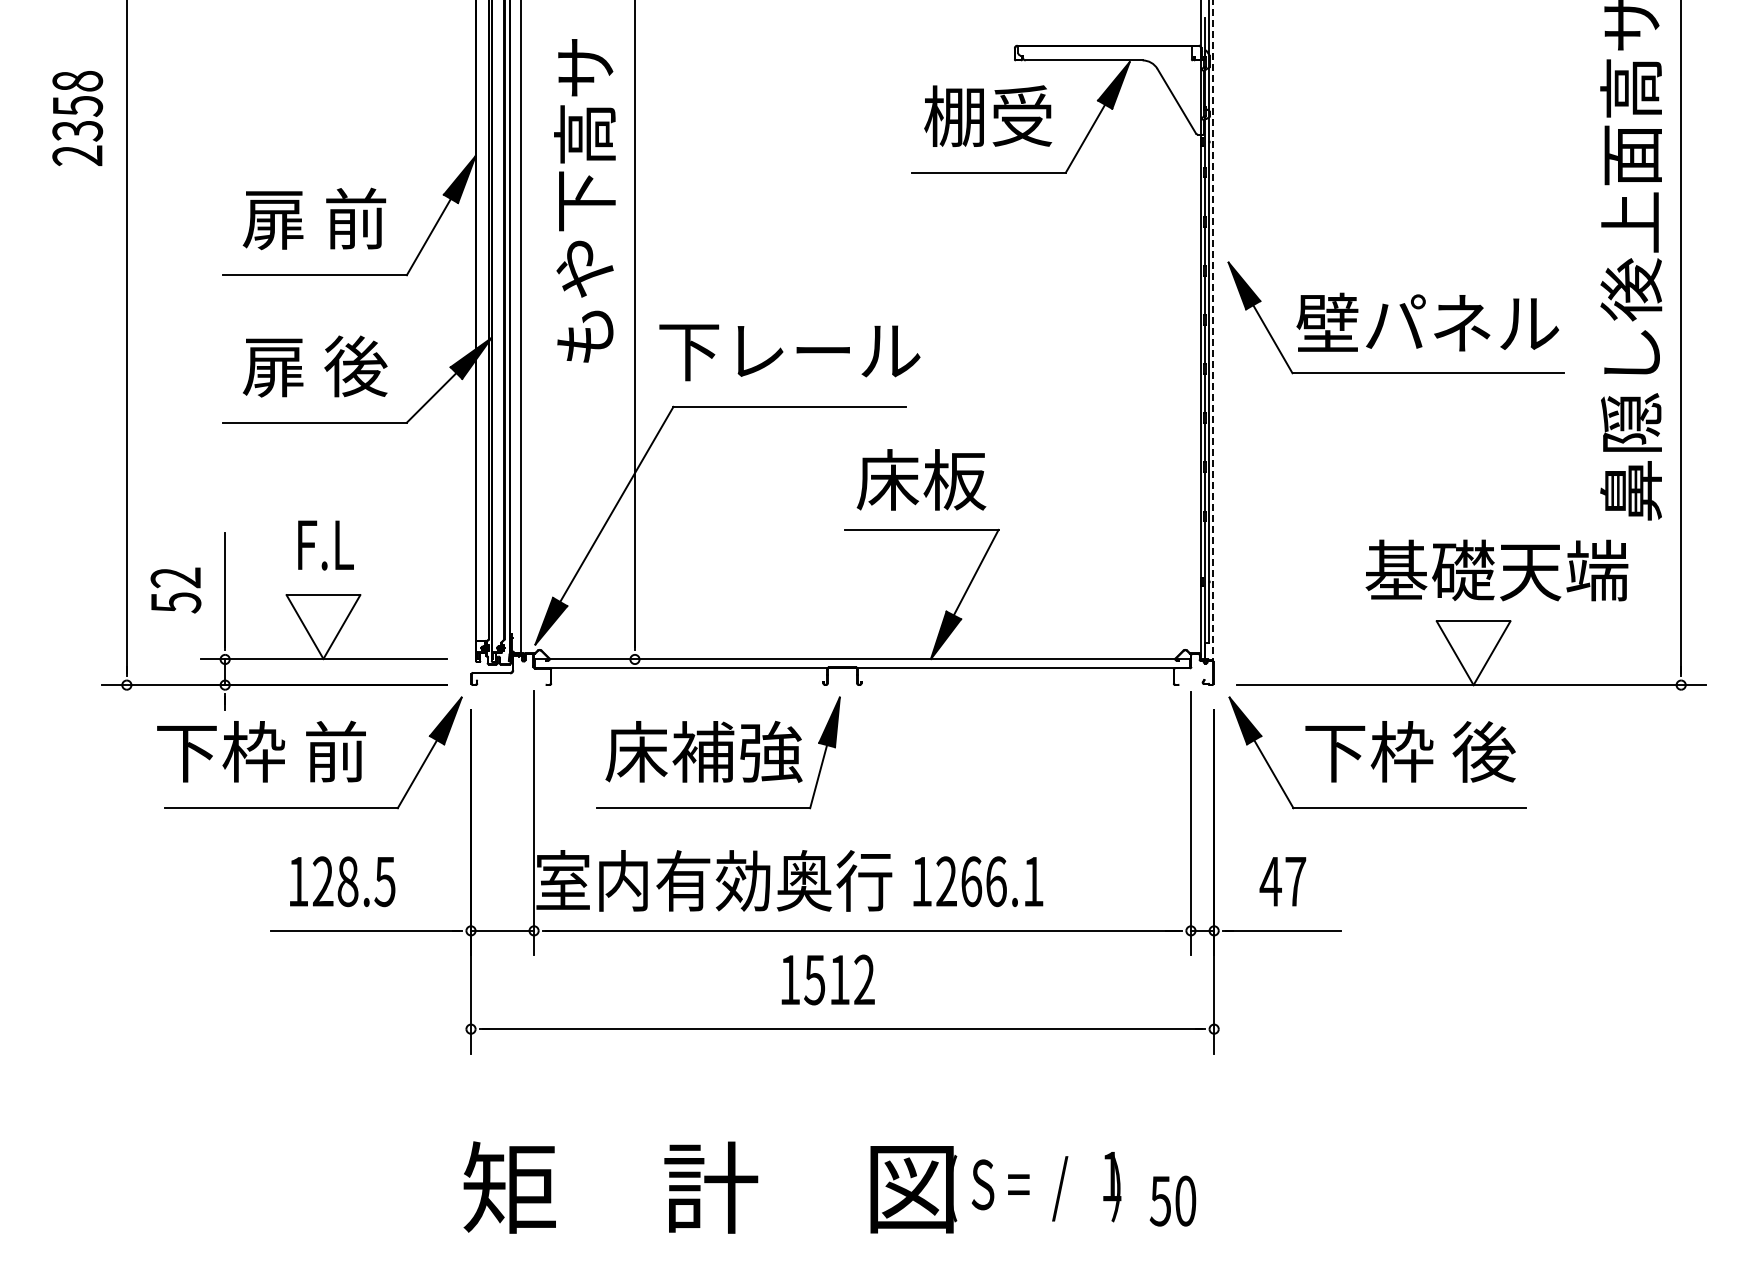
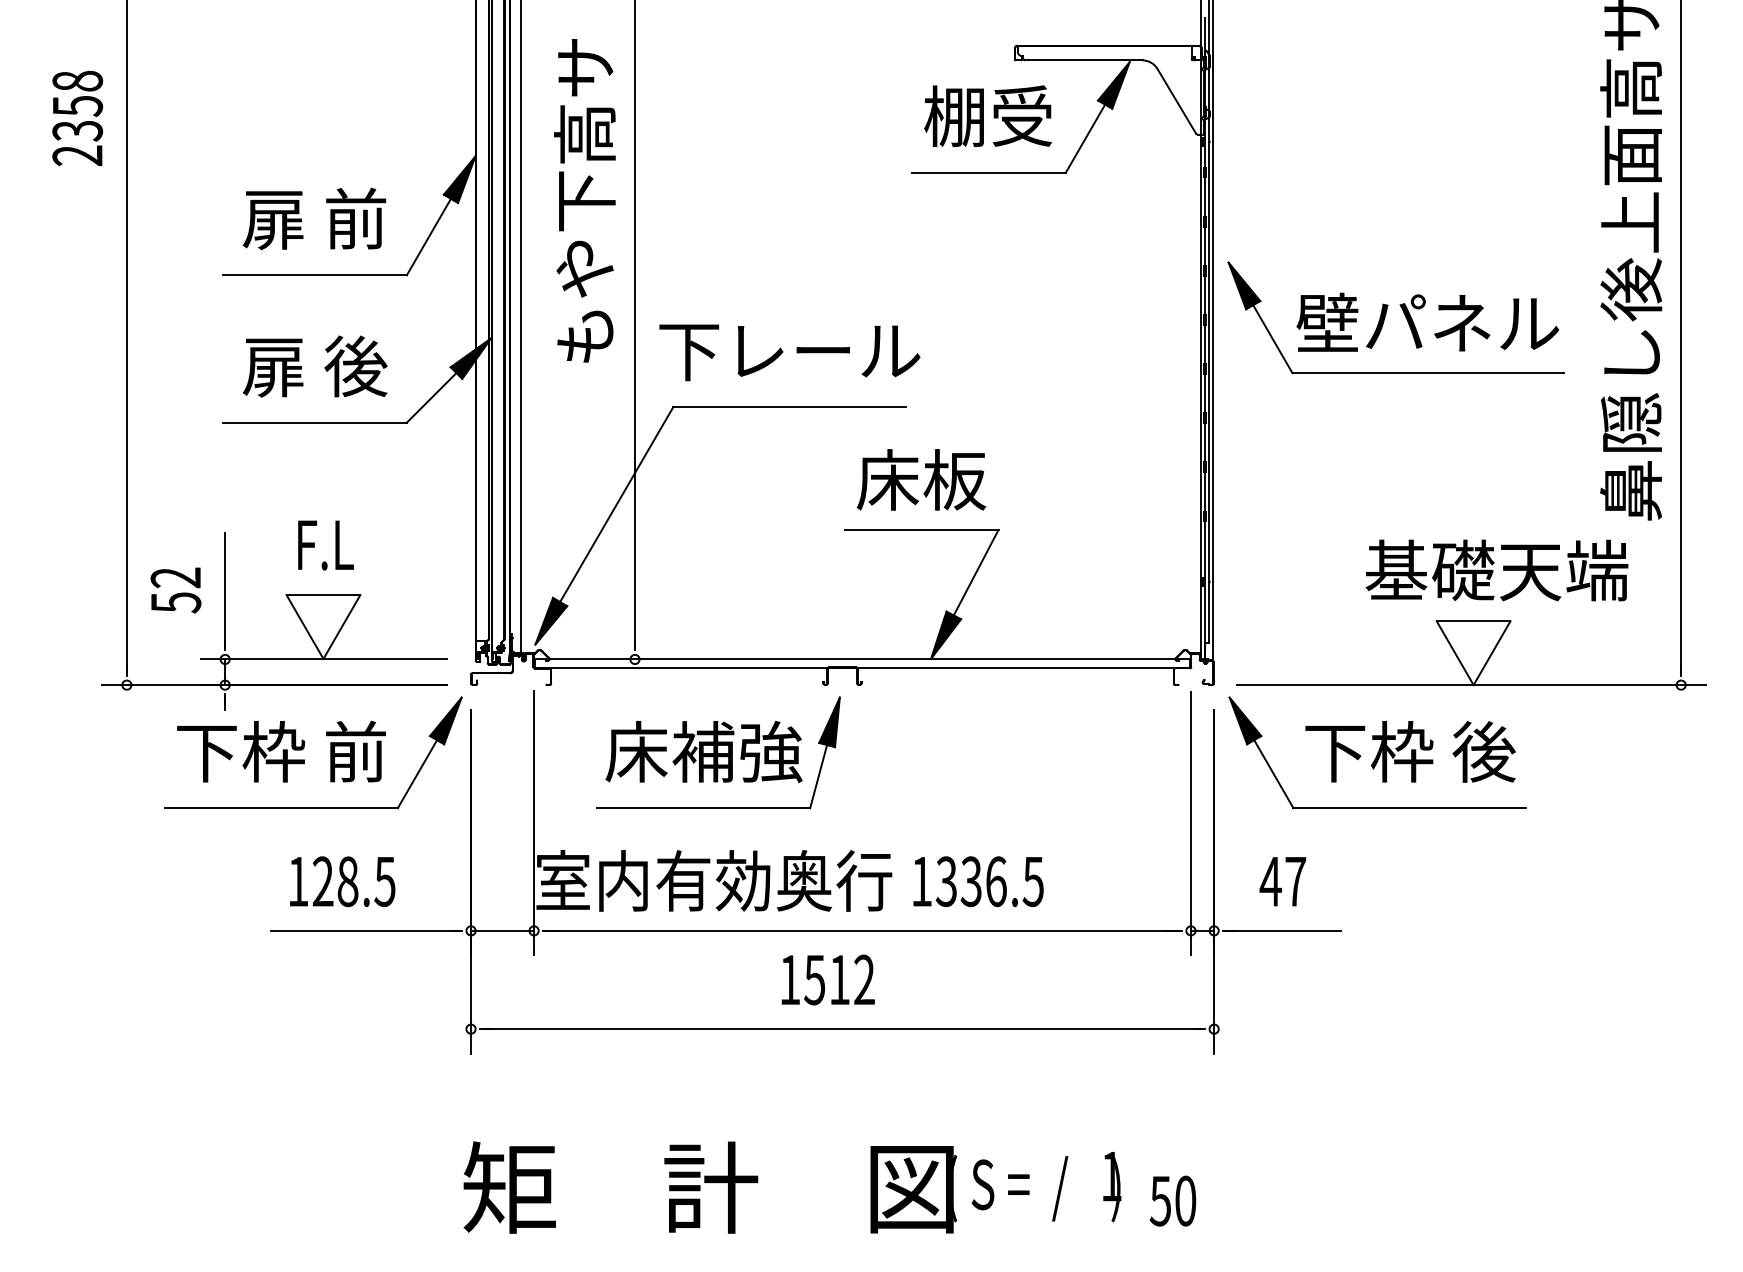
line: dashed -> solid (1213, 330)
text position: (261, 751) -> (281, 751) (281, 751)
text: 1266.1 -> 1336.5 (989, 881)
